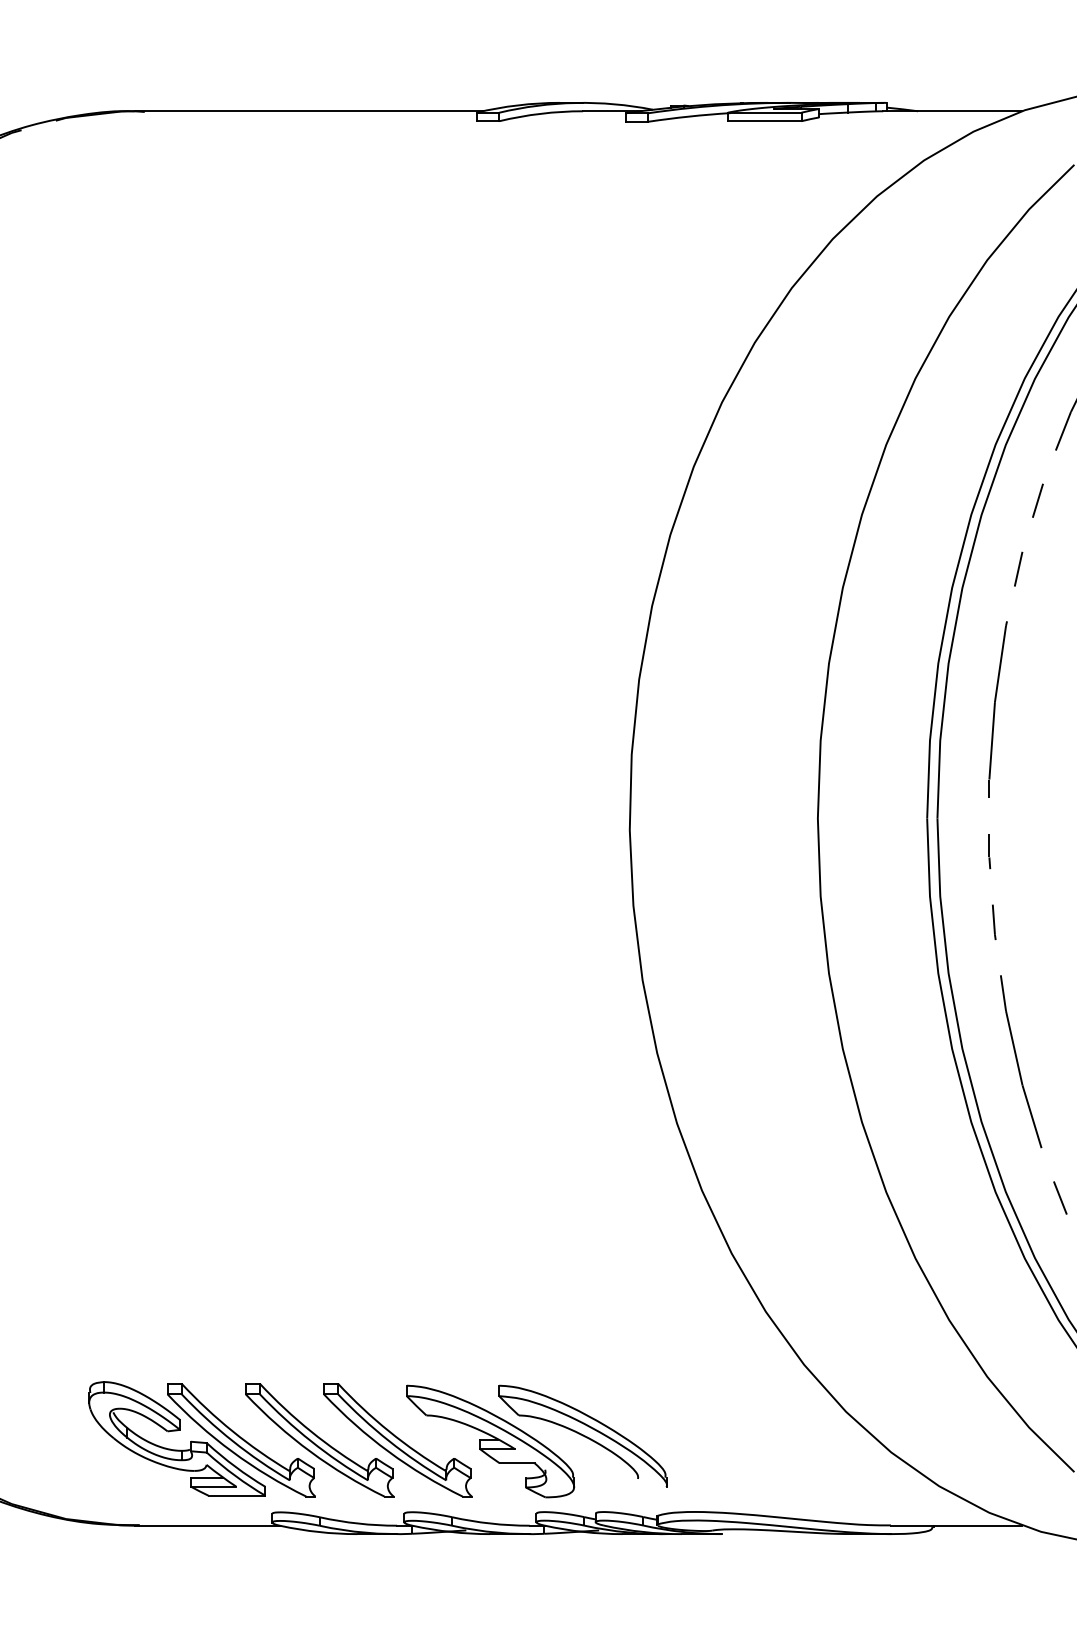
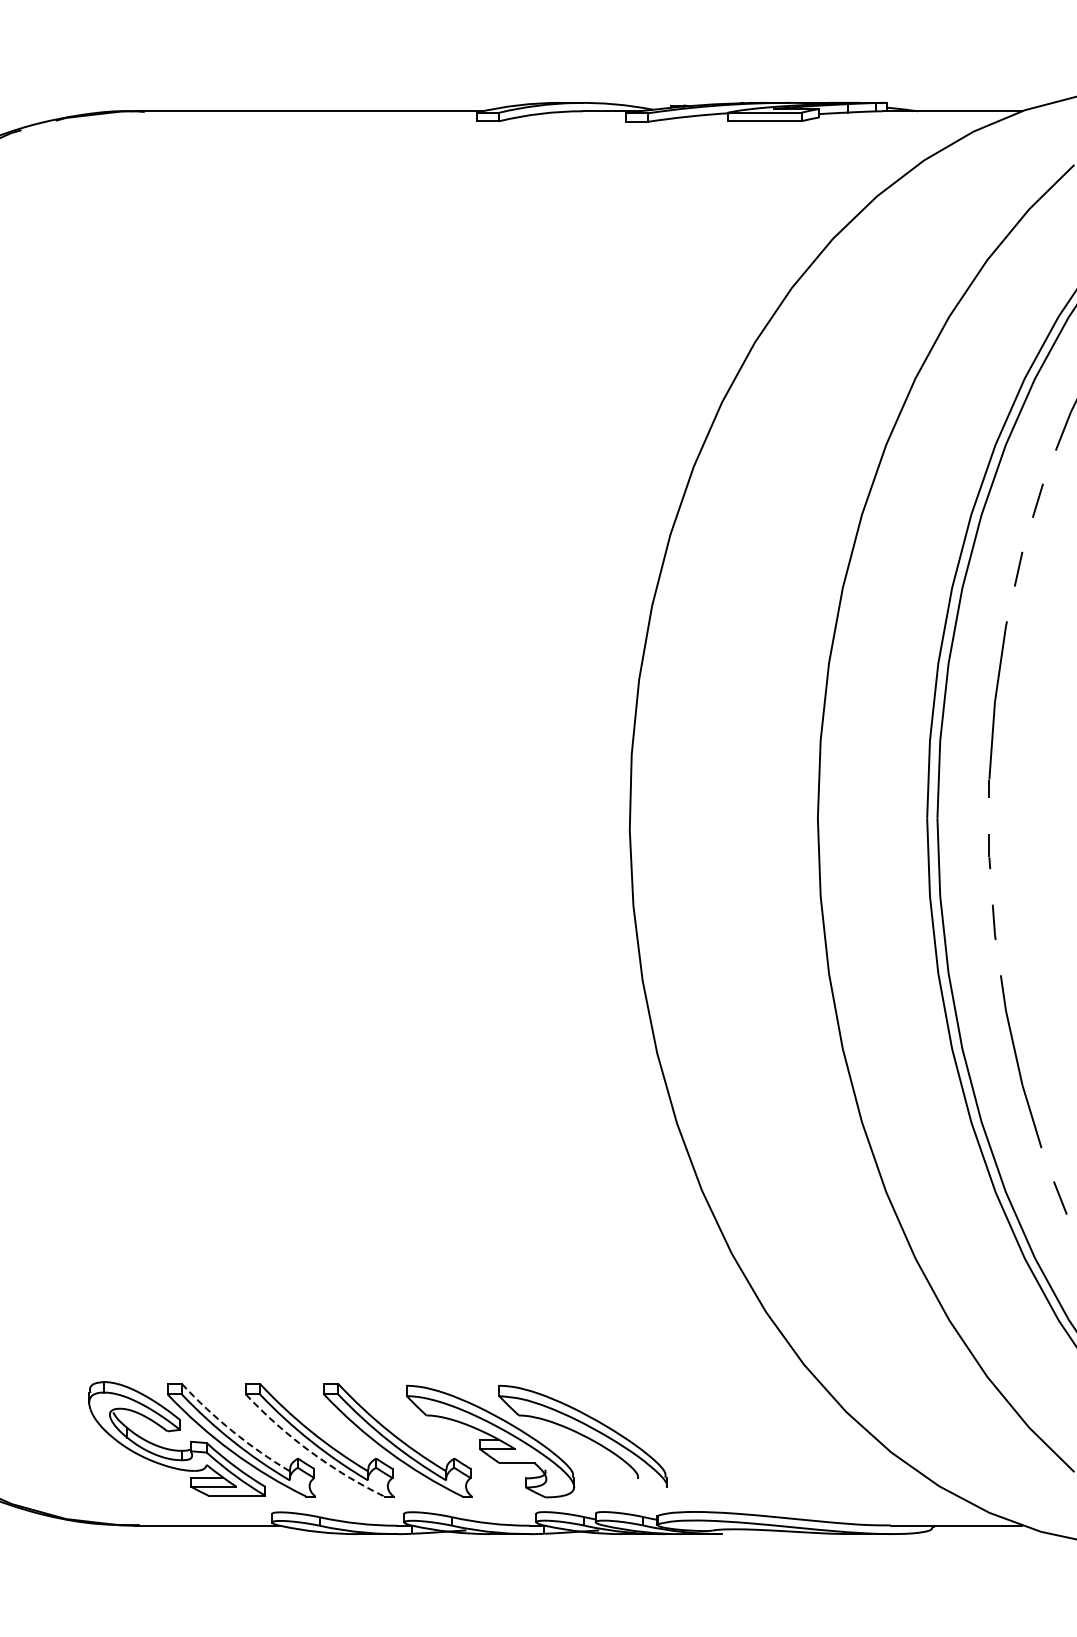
arc: solid -> dashed (232, 1431)
arc: solid -> dashed (310, 1451)
